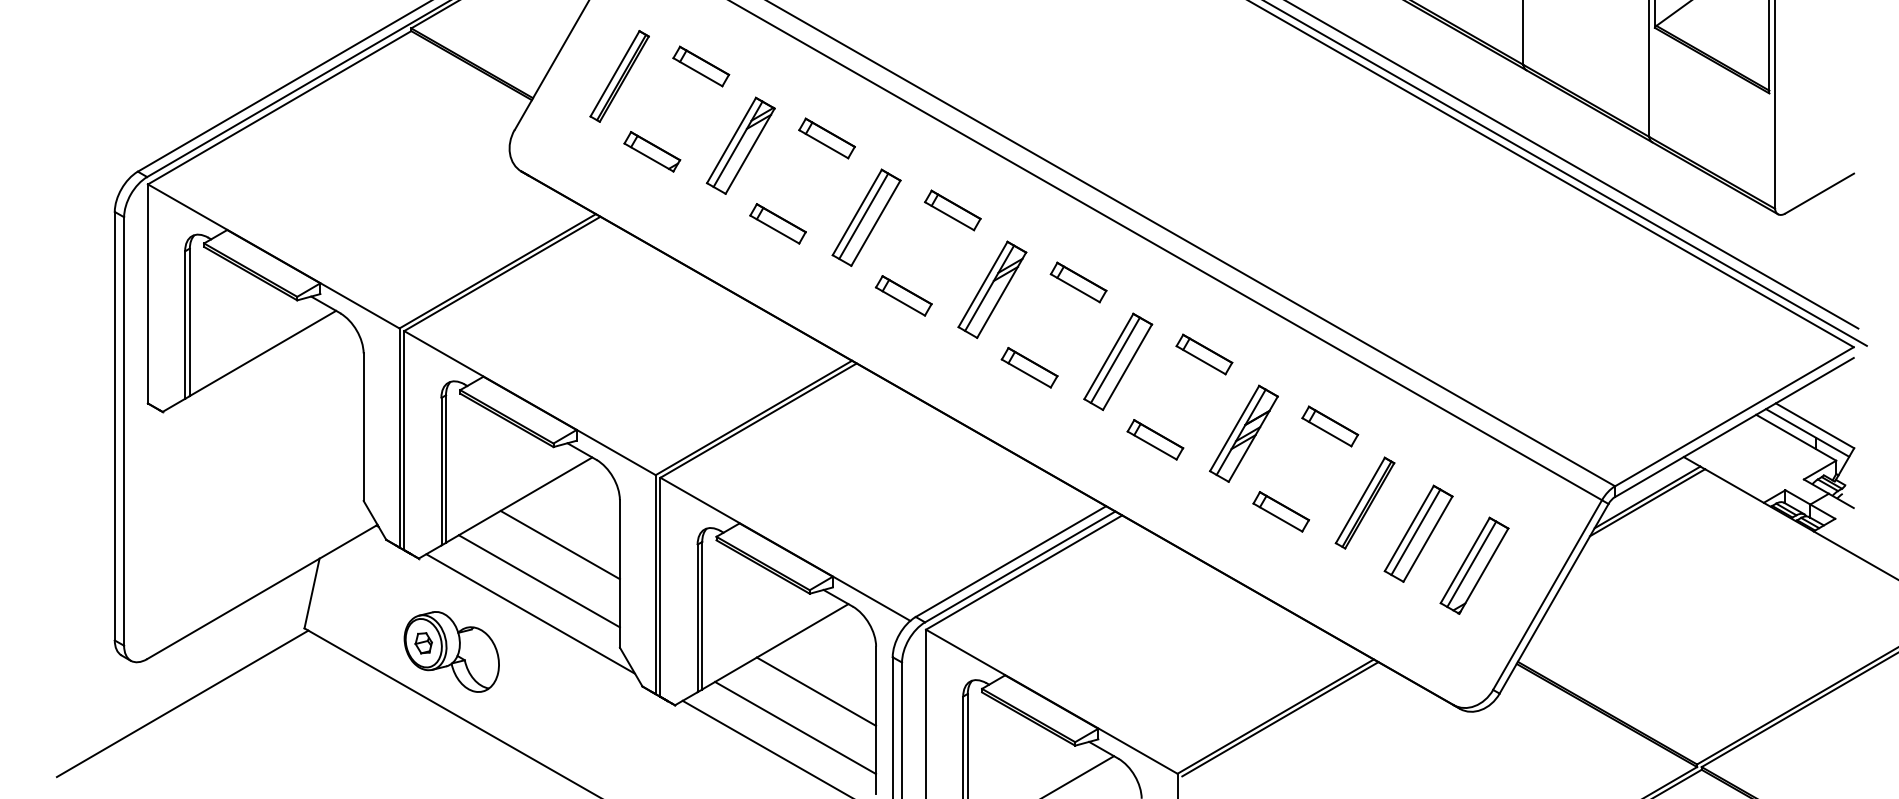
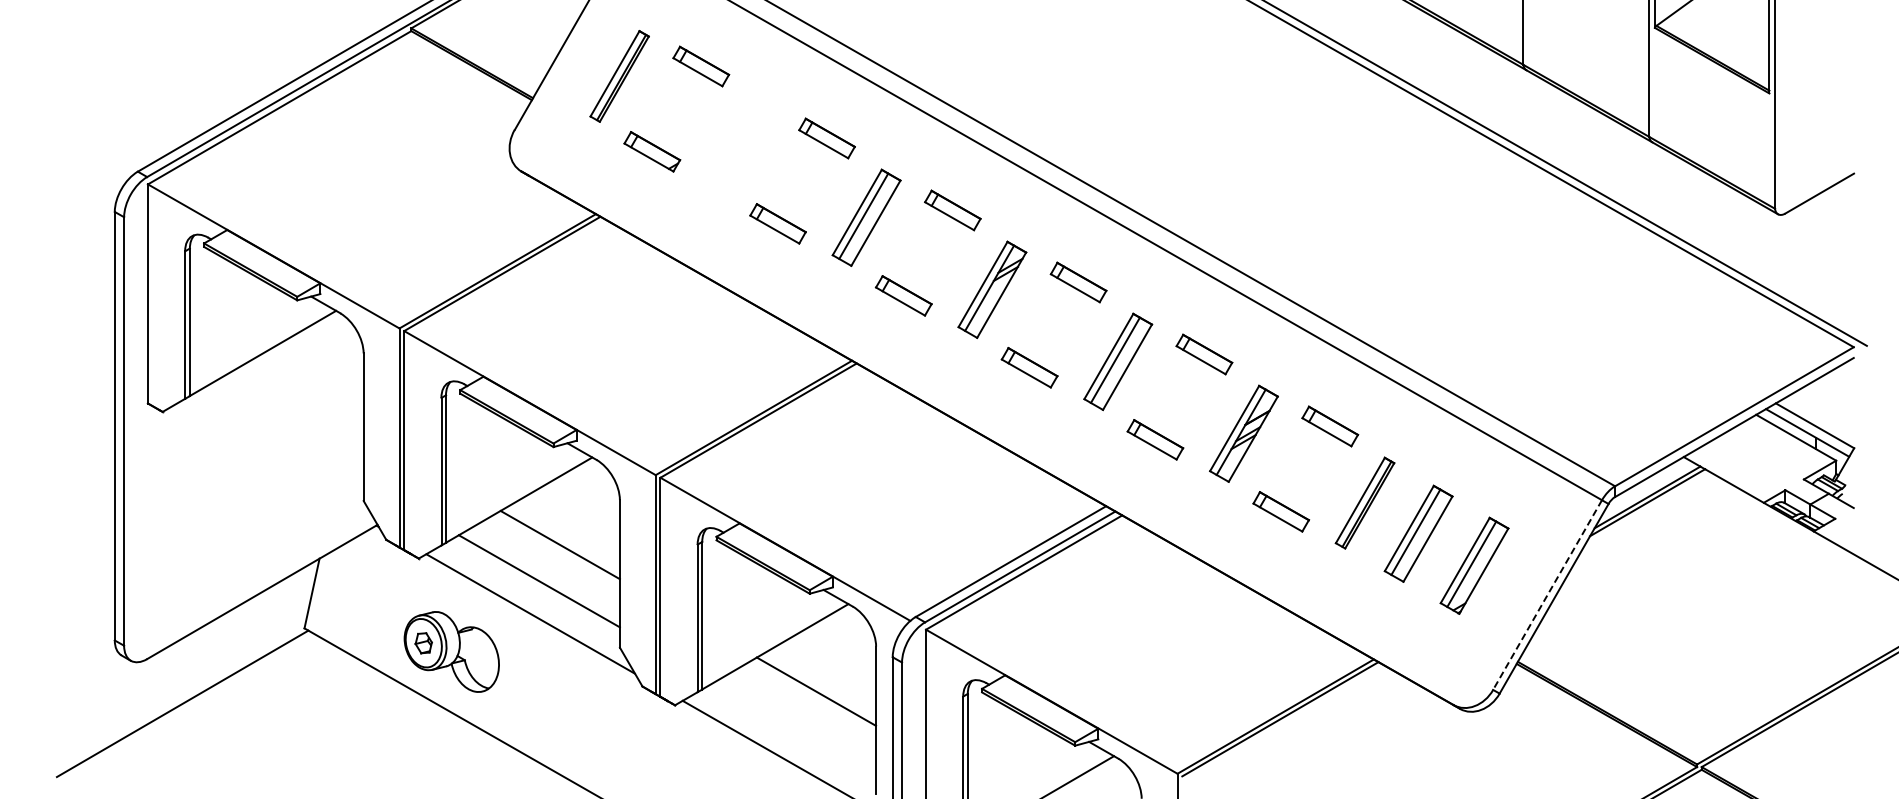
part: present -> none (740, 145)
line: present -> none (1573, 165)
line: solid -> dashed (1547, 595)
line: present -> none (795, 727)
